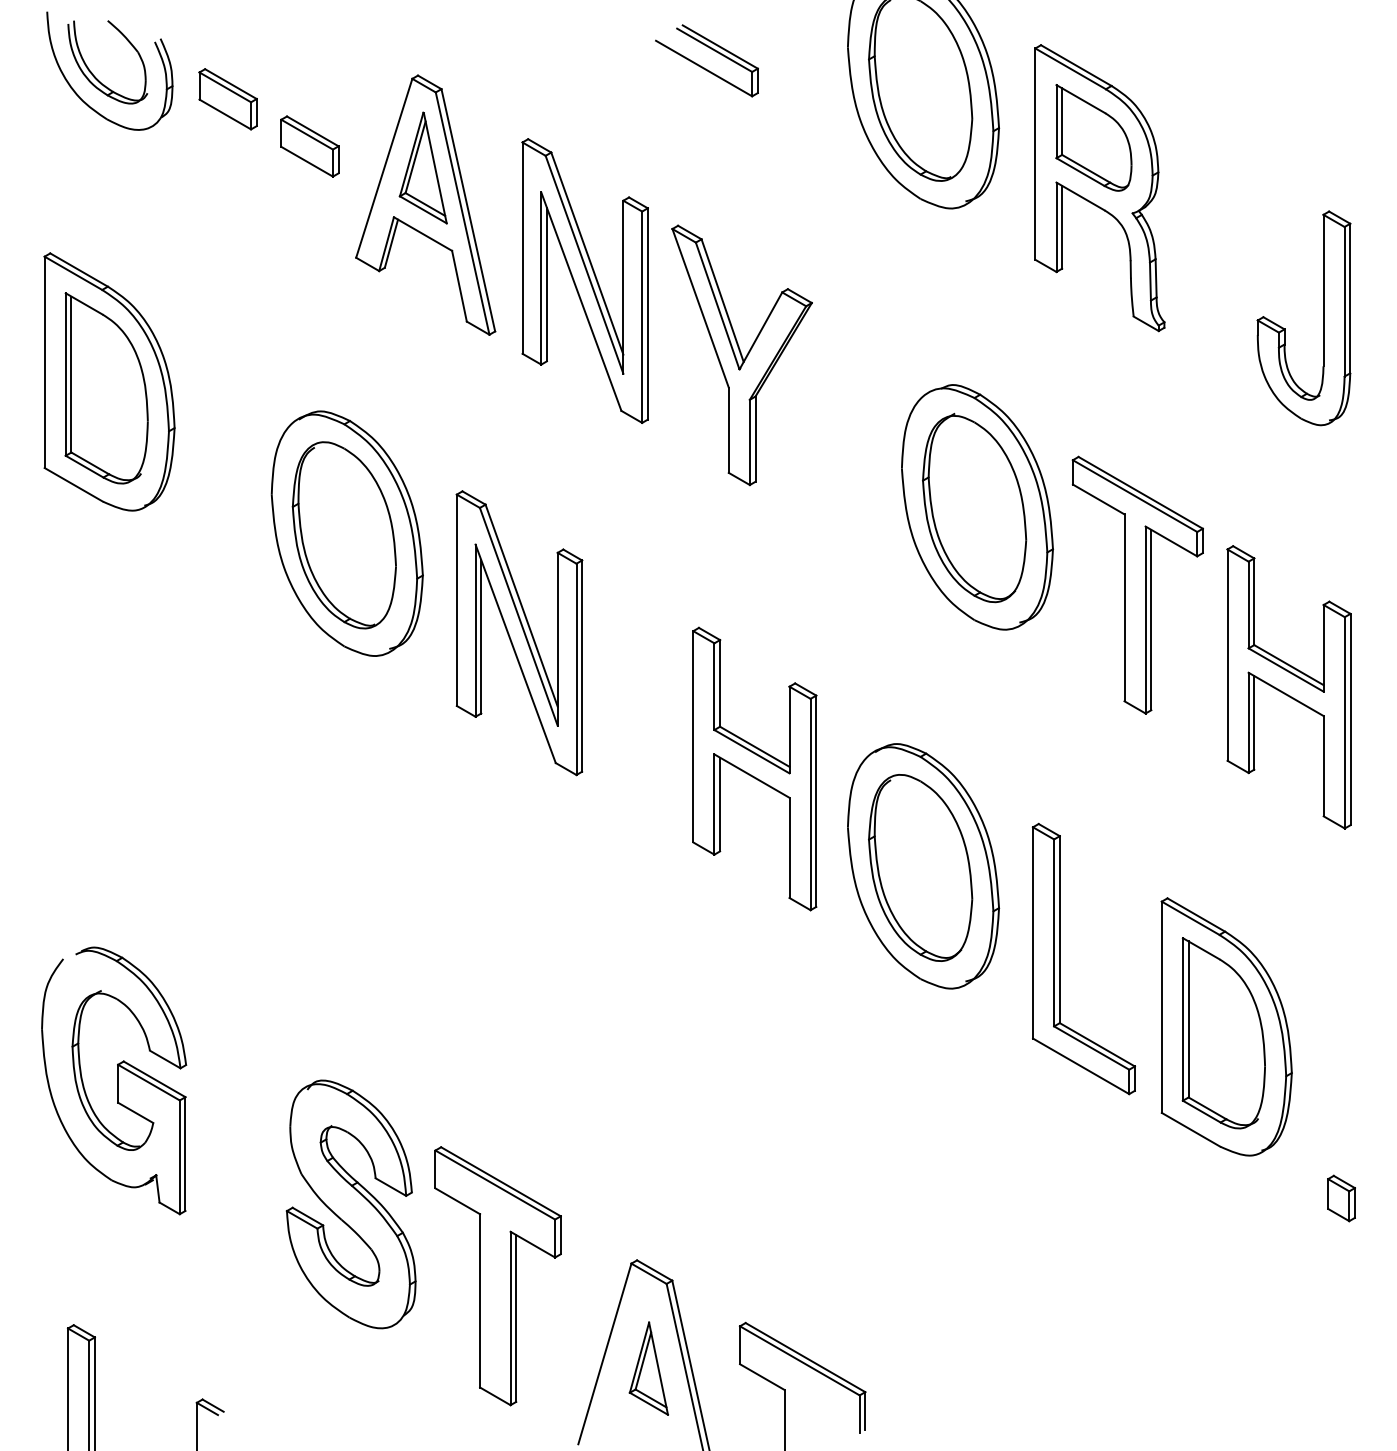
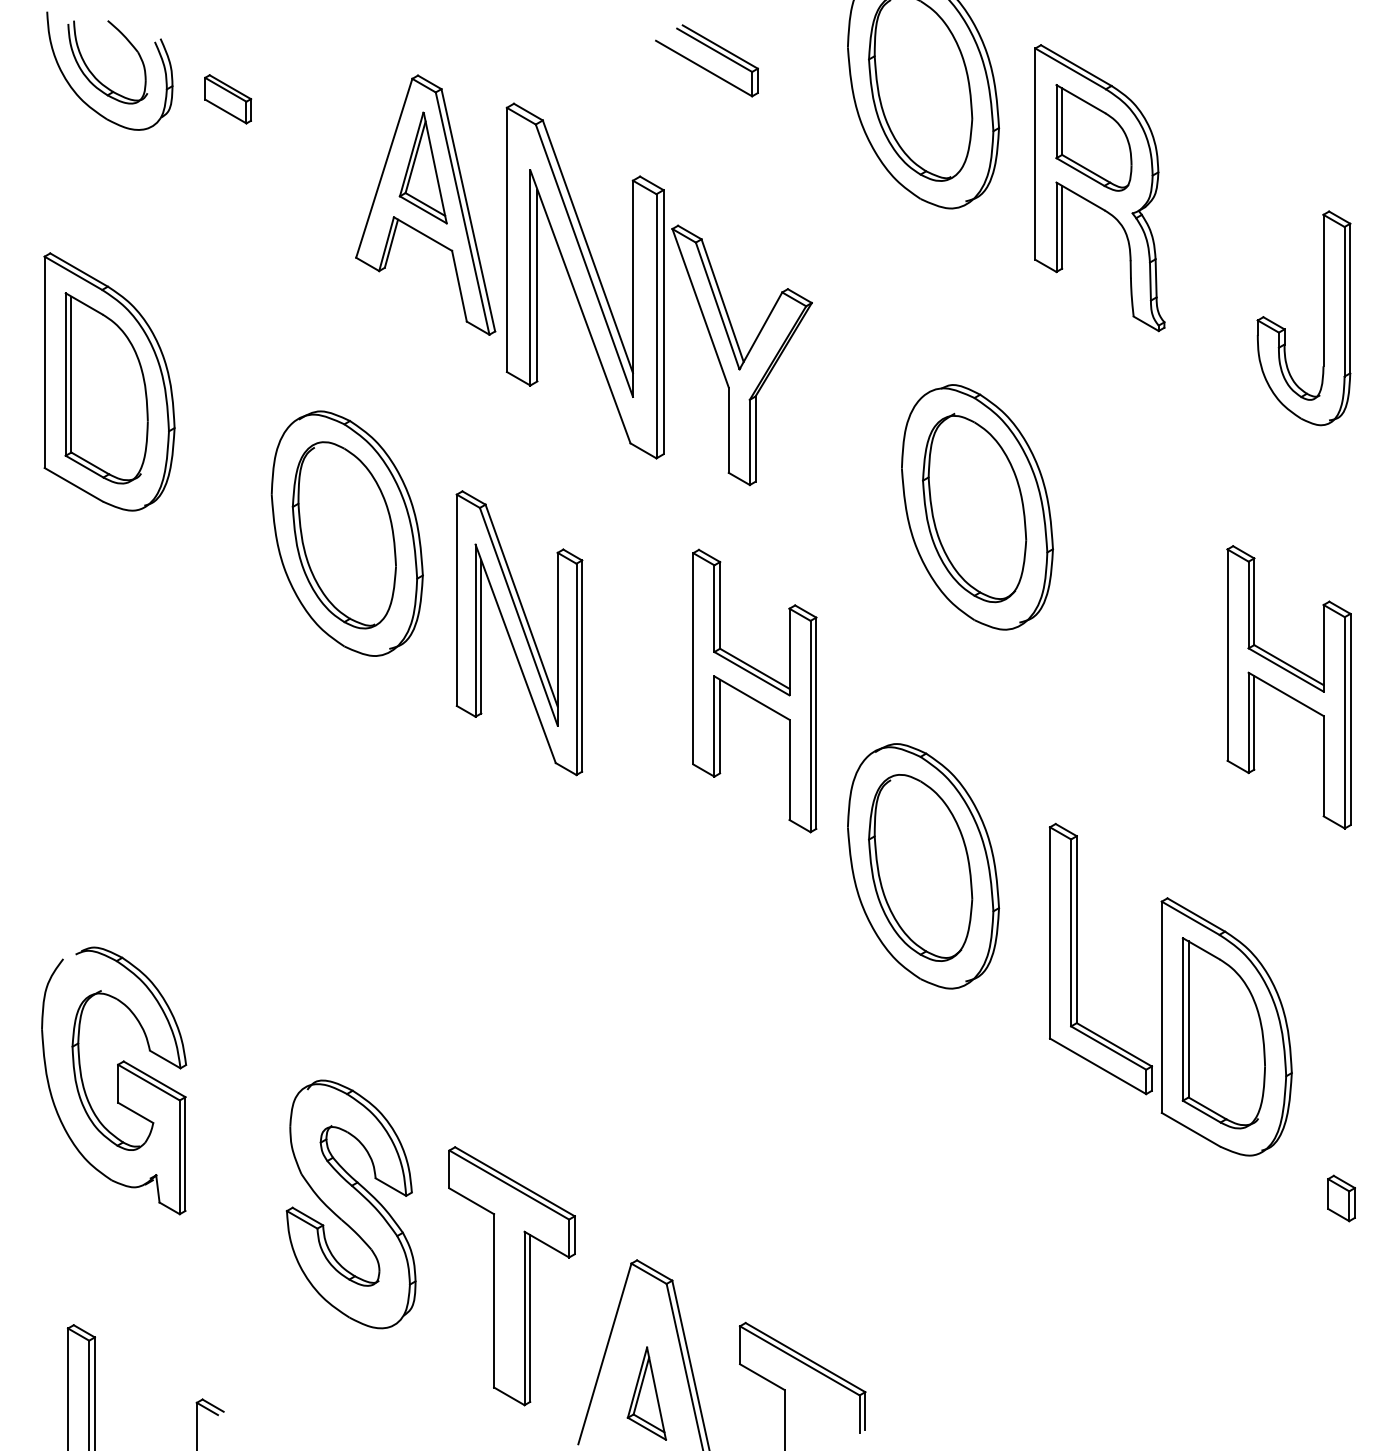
part size: 60x63 px -> 49x51 px (228, 99)
part: present -> none (309, 146)
part size: 128x286 px -> 160x358 px (584, 280)
part: present -> none (1137, 584)
part position: (754, 768) -> (754, 690) (754, 690)
part position: (1060, 958) -> (1077, 958) (1077, 958)
part position: (497, 1276) -> (511, 1276) (511, 1276)
part position: (648, 1368) -> (646, 1393) (646, 1393)
